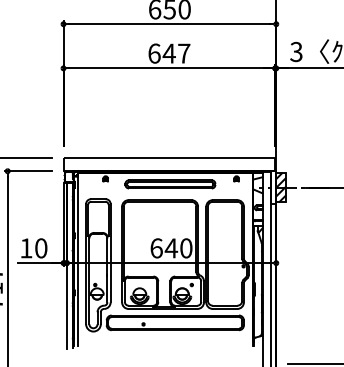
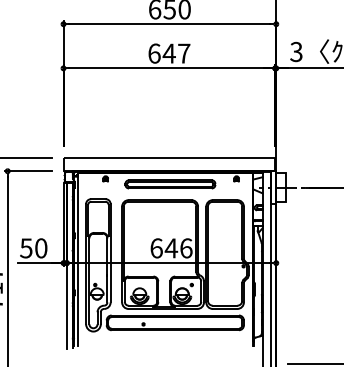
hatch: present -> none (281, 187)
text: 10 -> 50 (26, 248)
text: 640 -> 646 (186, 248)
